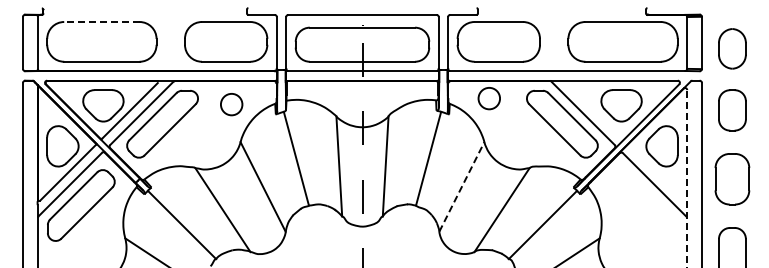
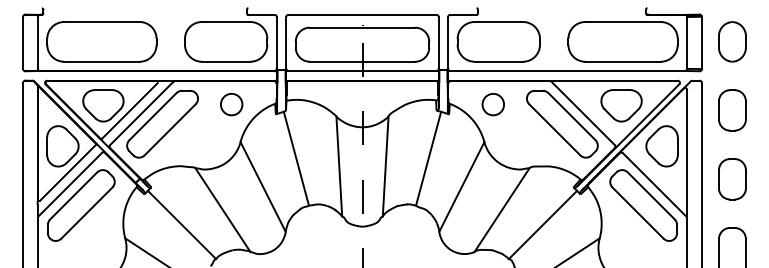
line: dashed -> solid (101, 22)
part position: (732, 48) -> (732, 41) (732, 41)
circle position: (488, 98) -> (492, 104) (492, 104)
line: dashed -> solid (687, 179)
part size: 37x53 px -> 29x43 px (732, 179)
line: dashed -> solid (462, 186)
part: none -> present (643, 205)
